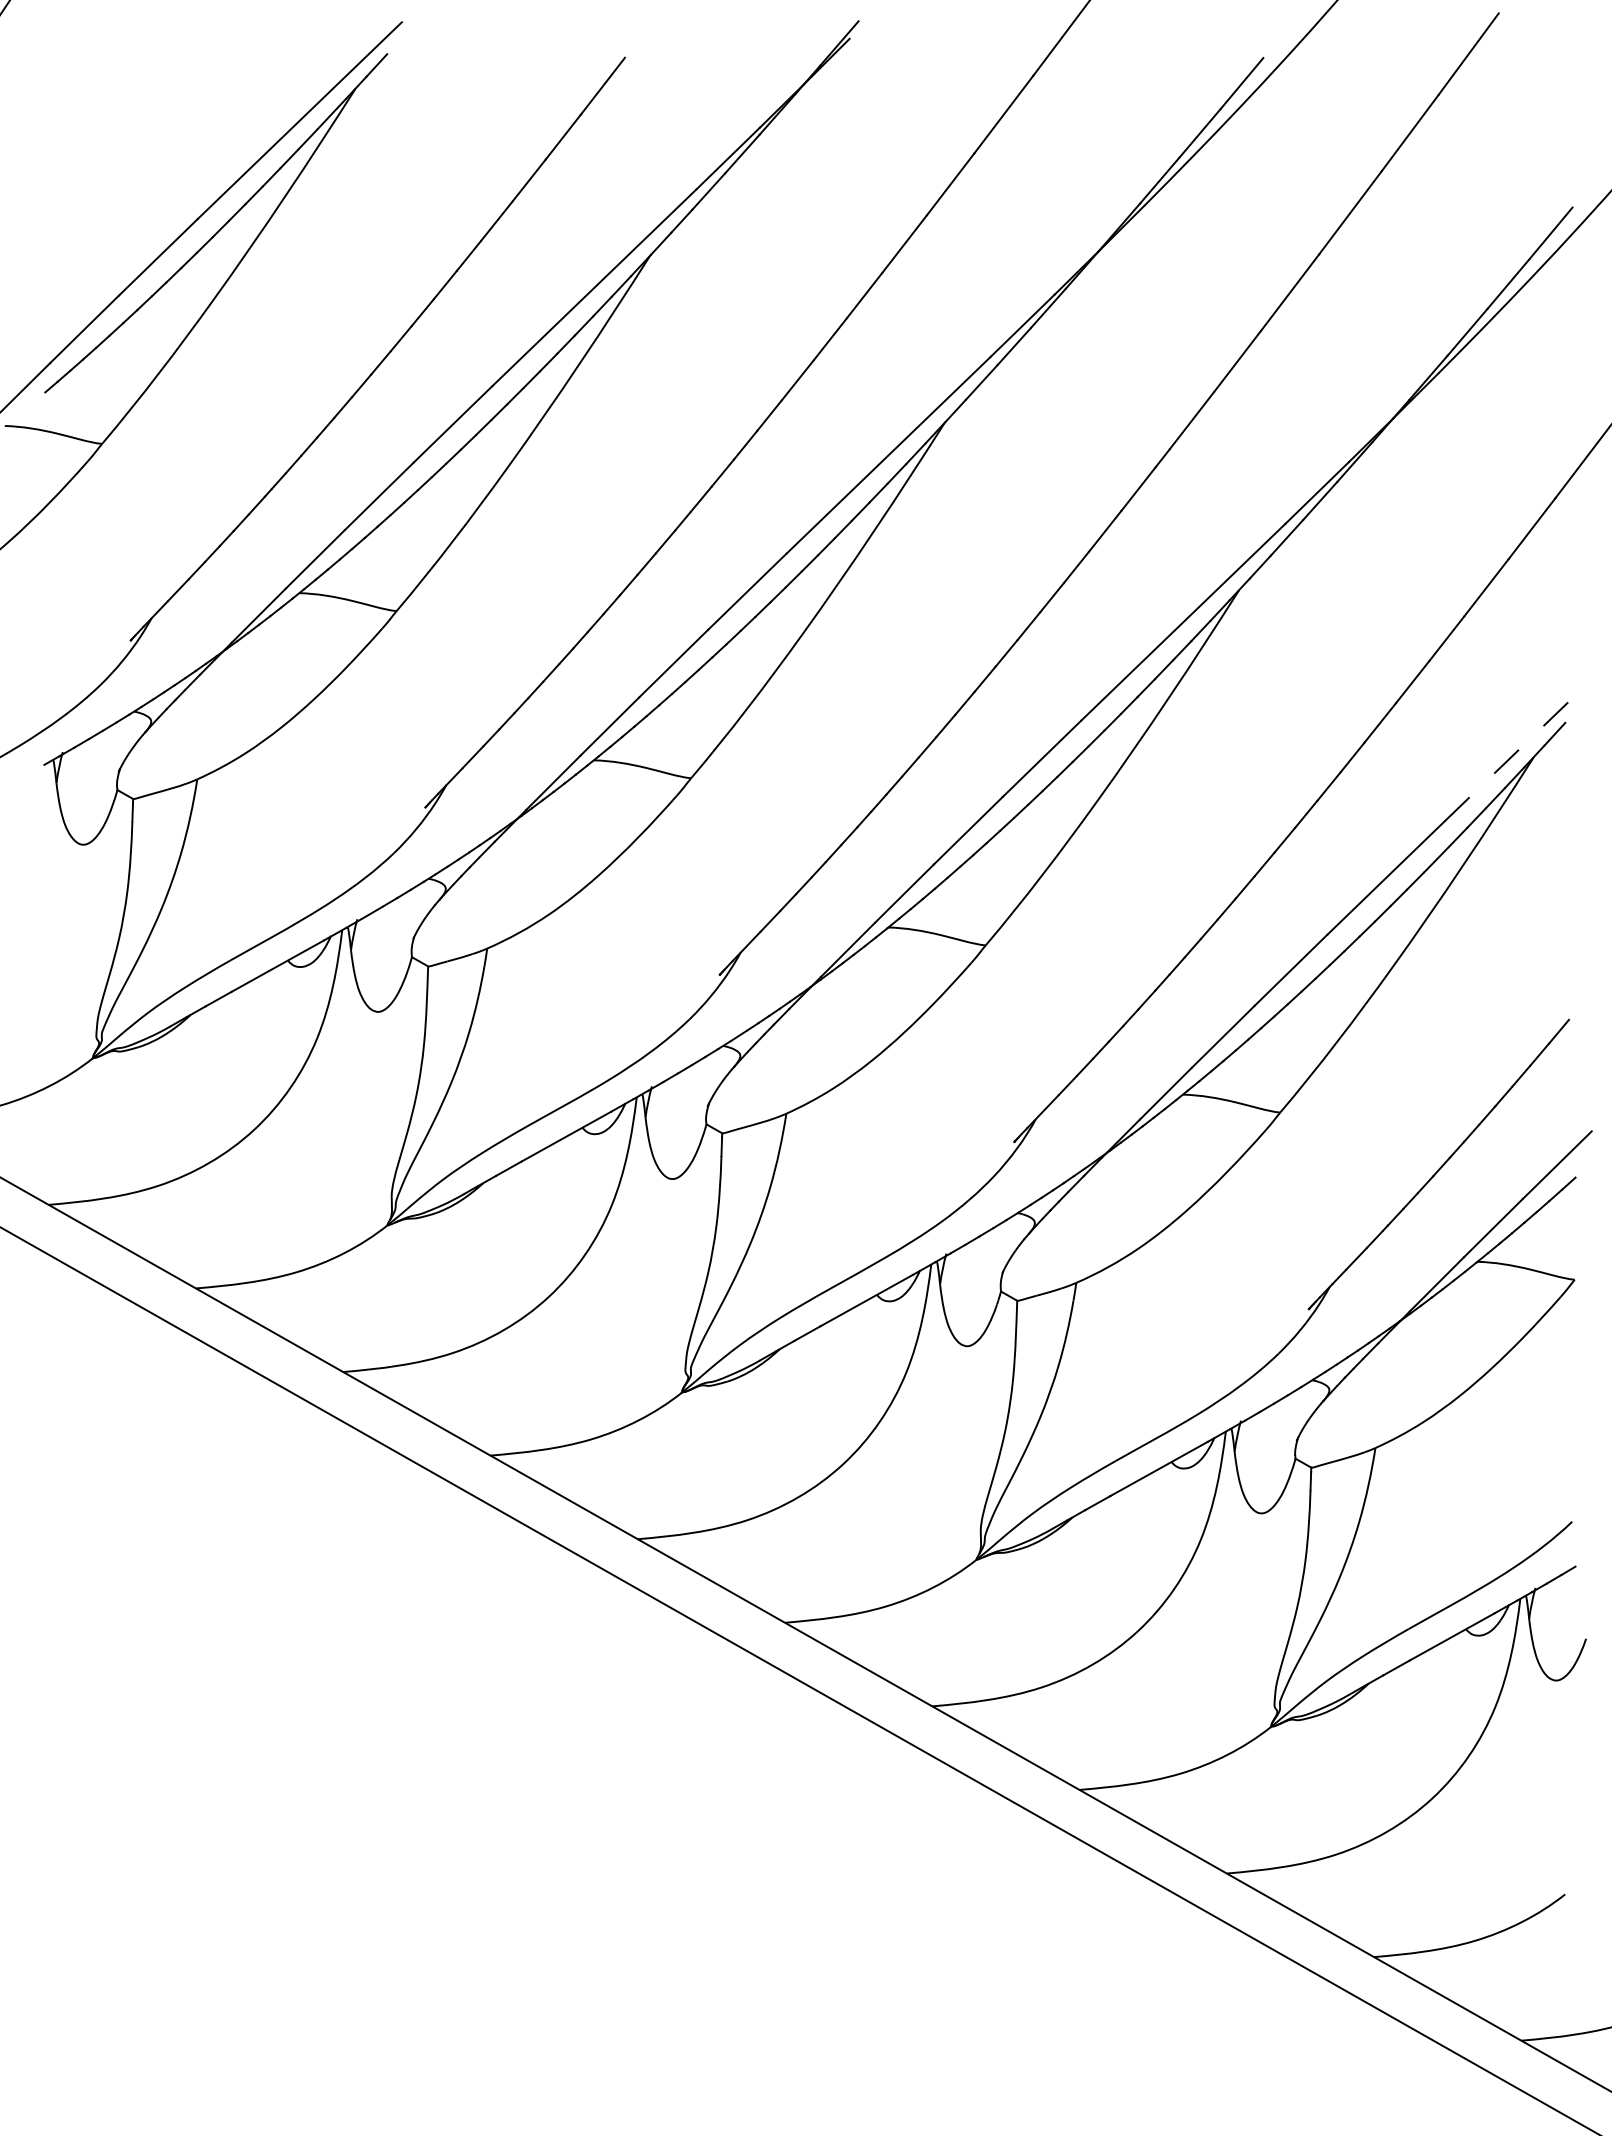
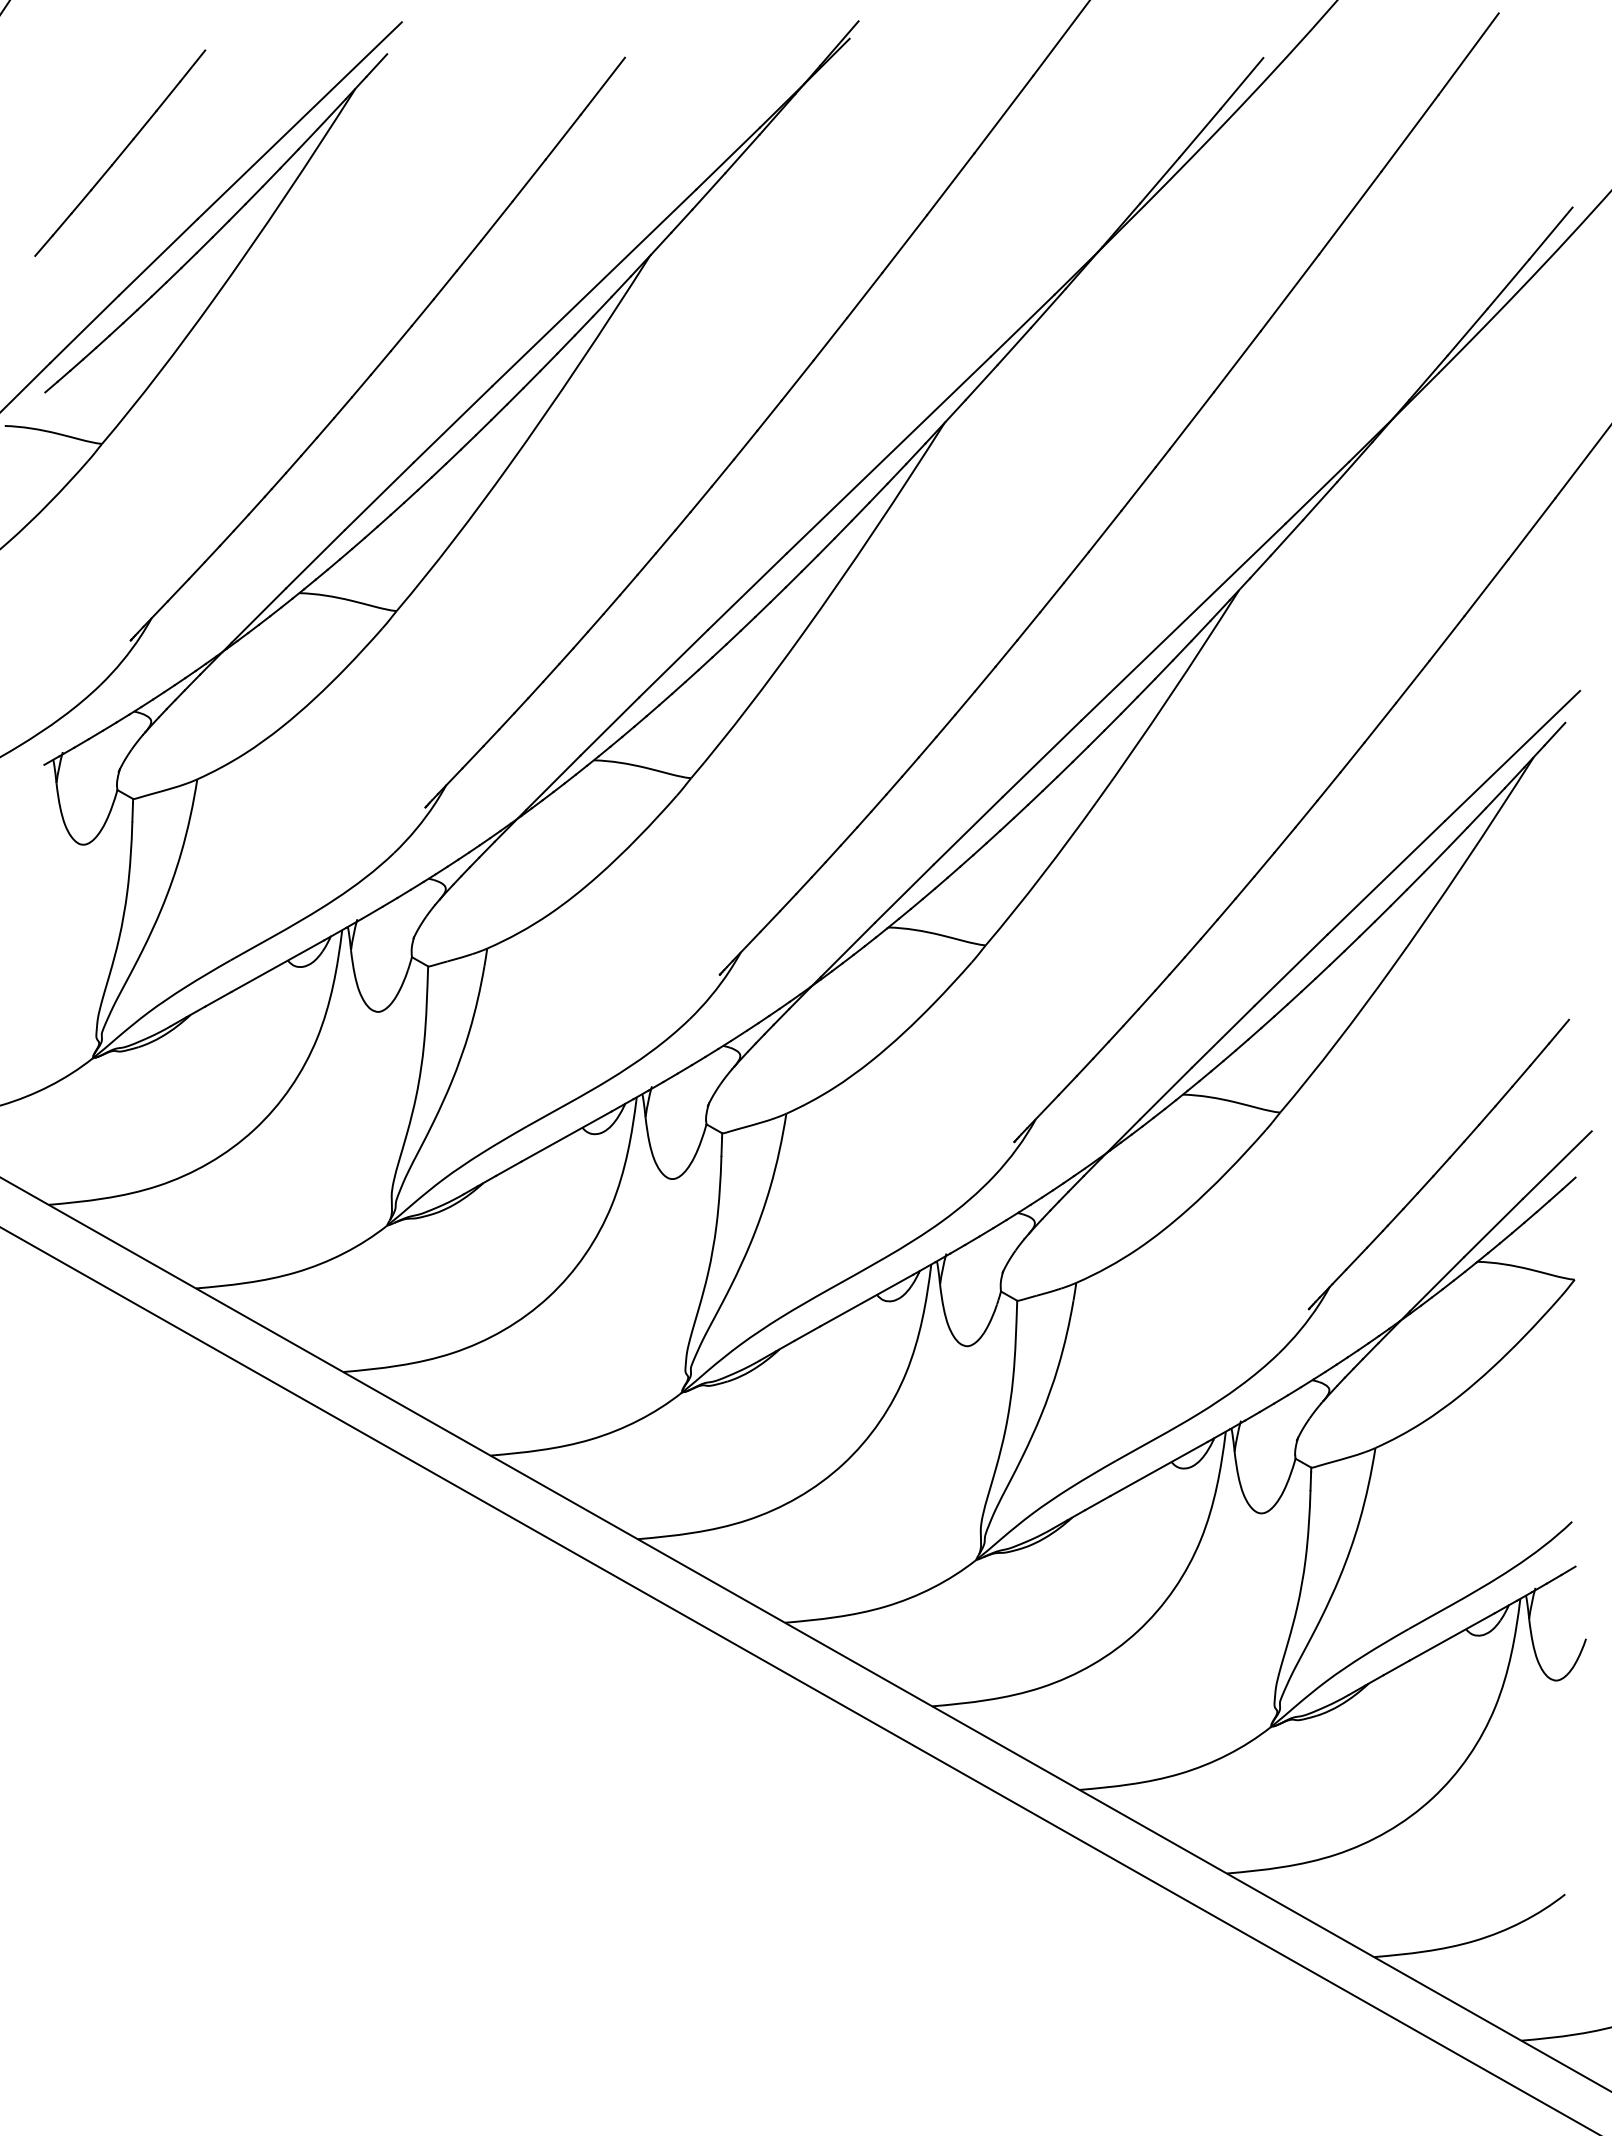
part: none -> present (120, 152)
line: dashed -> solid (1512, 755)
